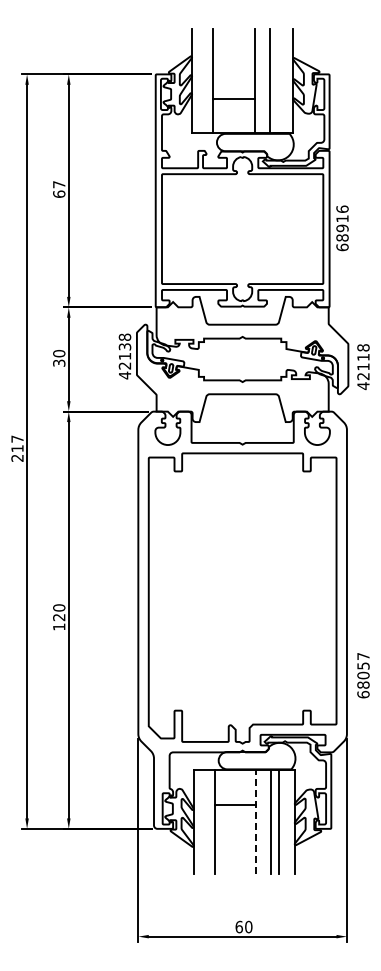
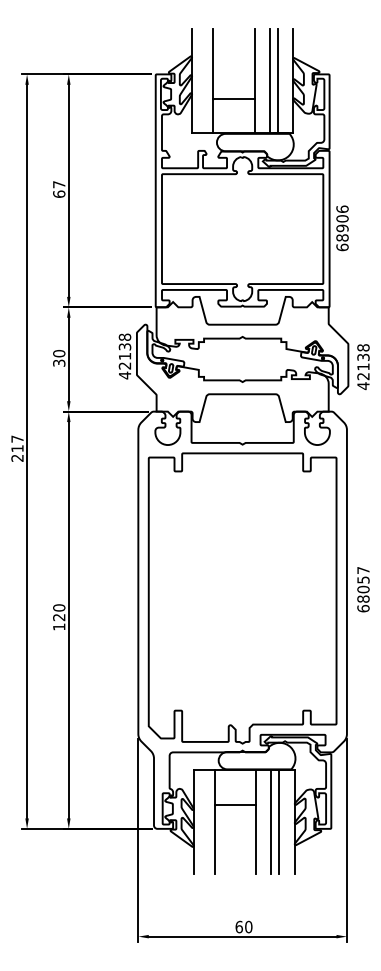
line: none -> present (277, 81)
text: 68916 -> 68906 (342, 218)
text: 42118 -> 42138 (363, 356)
text position: (363, 675) -> (363, 589) (363, 589)
line: dashed -> solid (256, 821)
